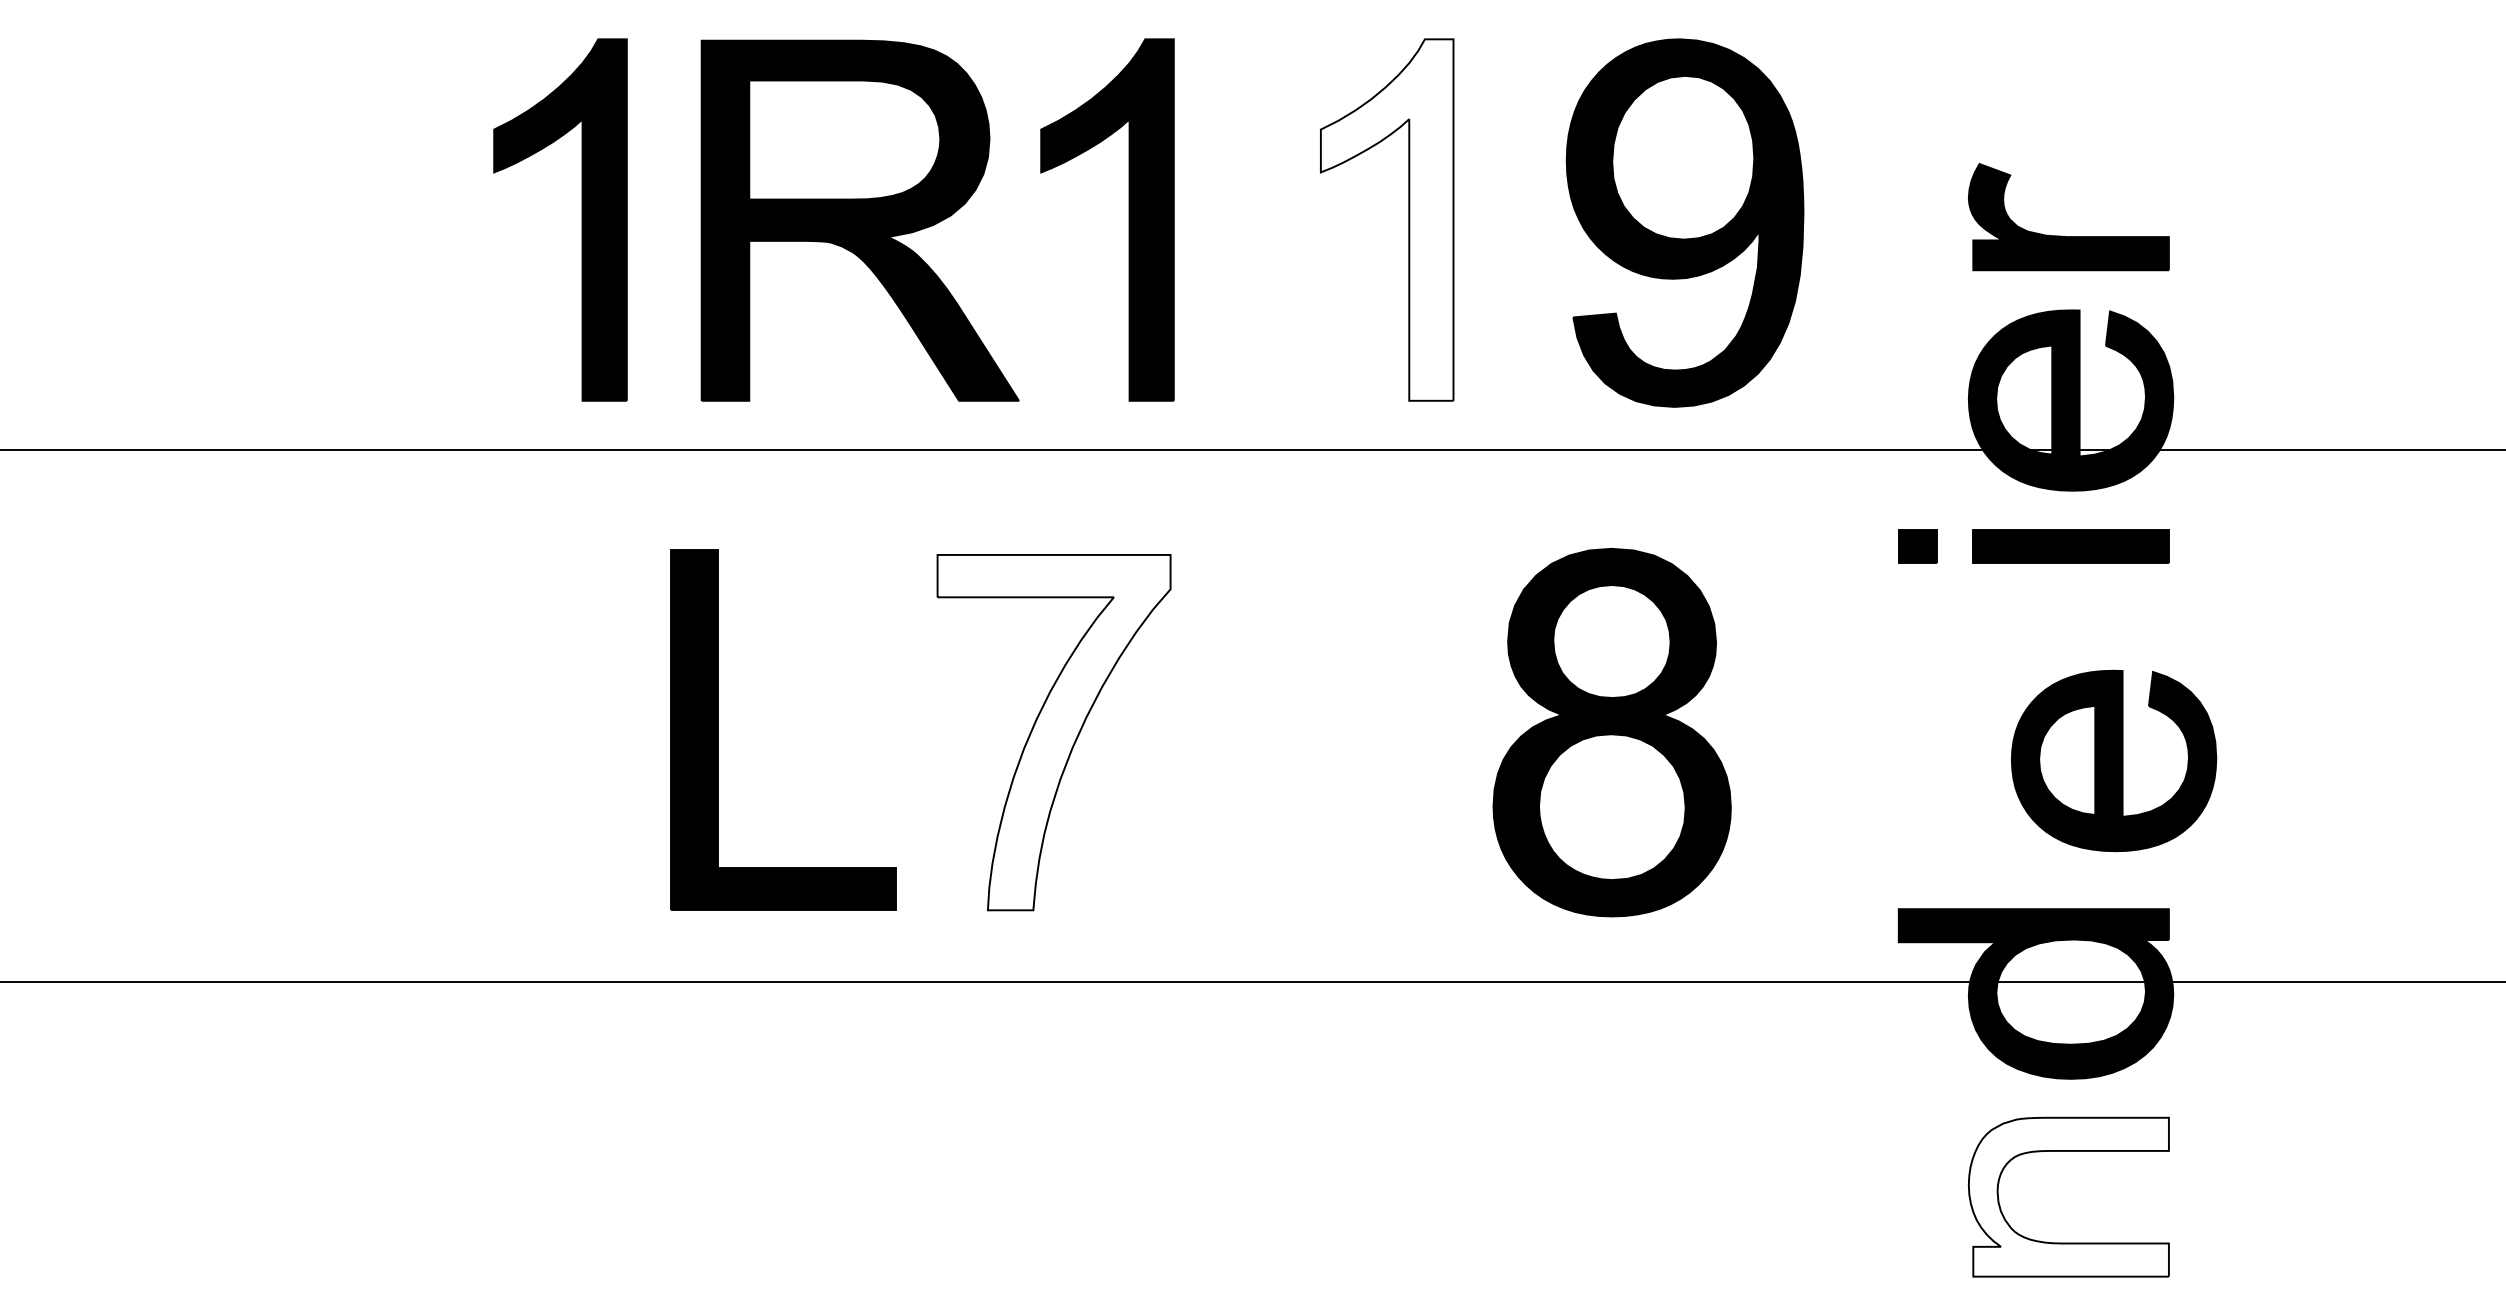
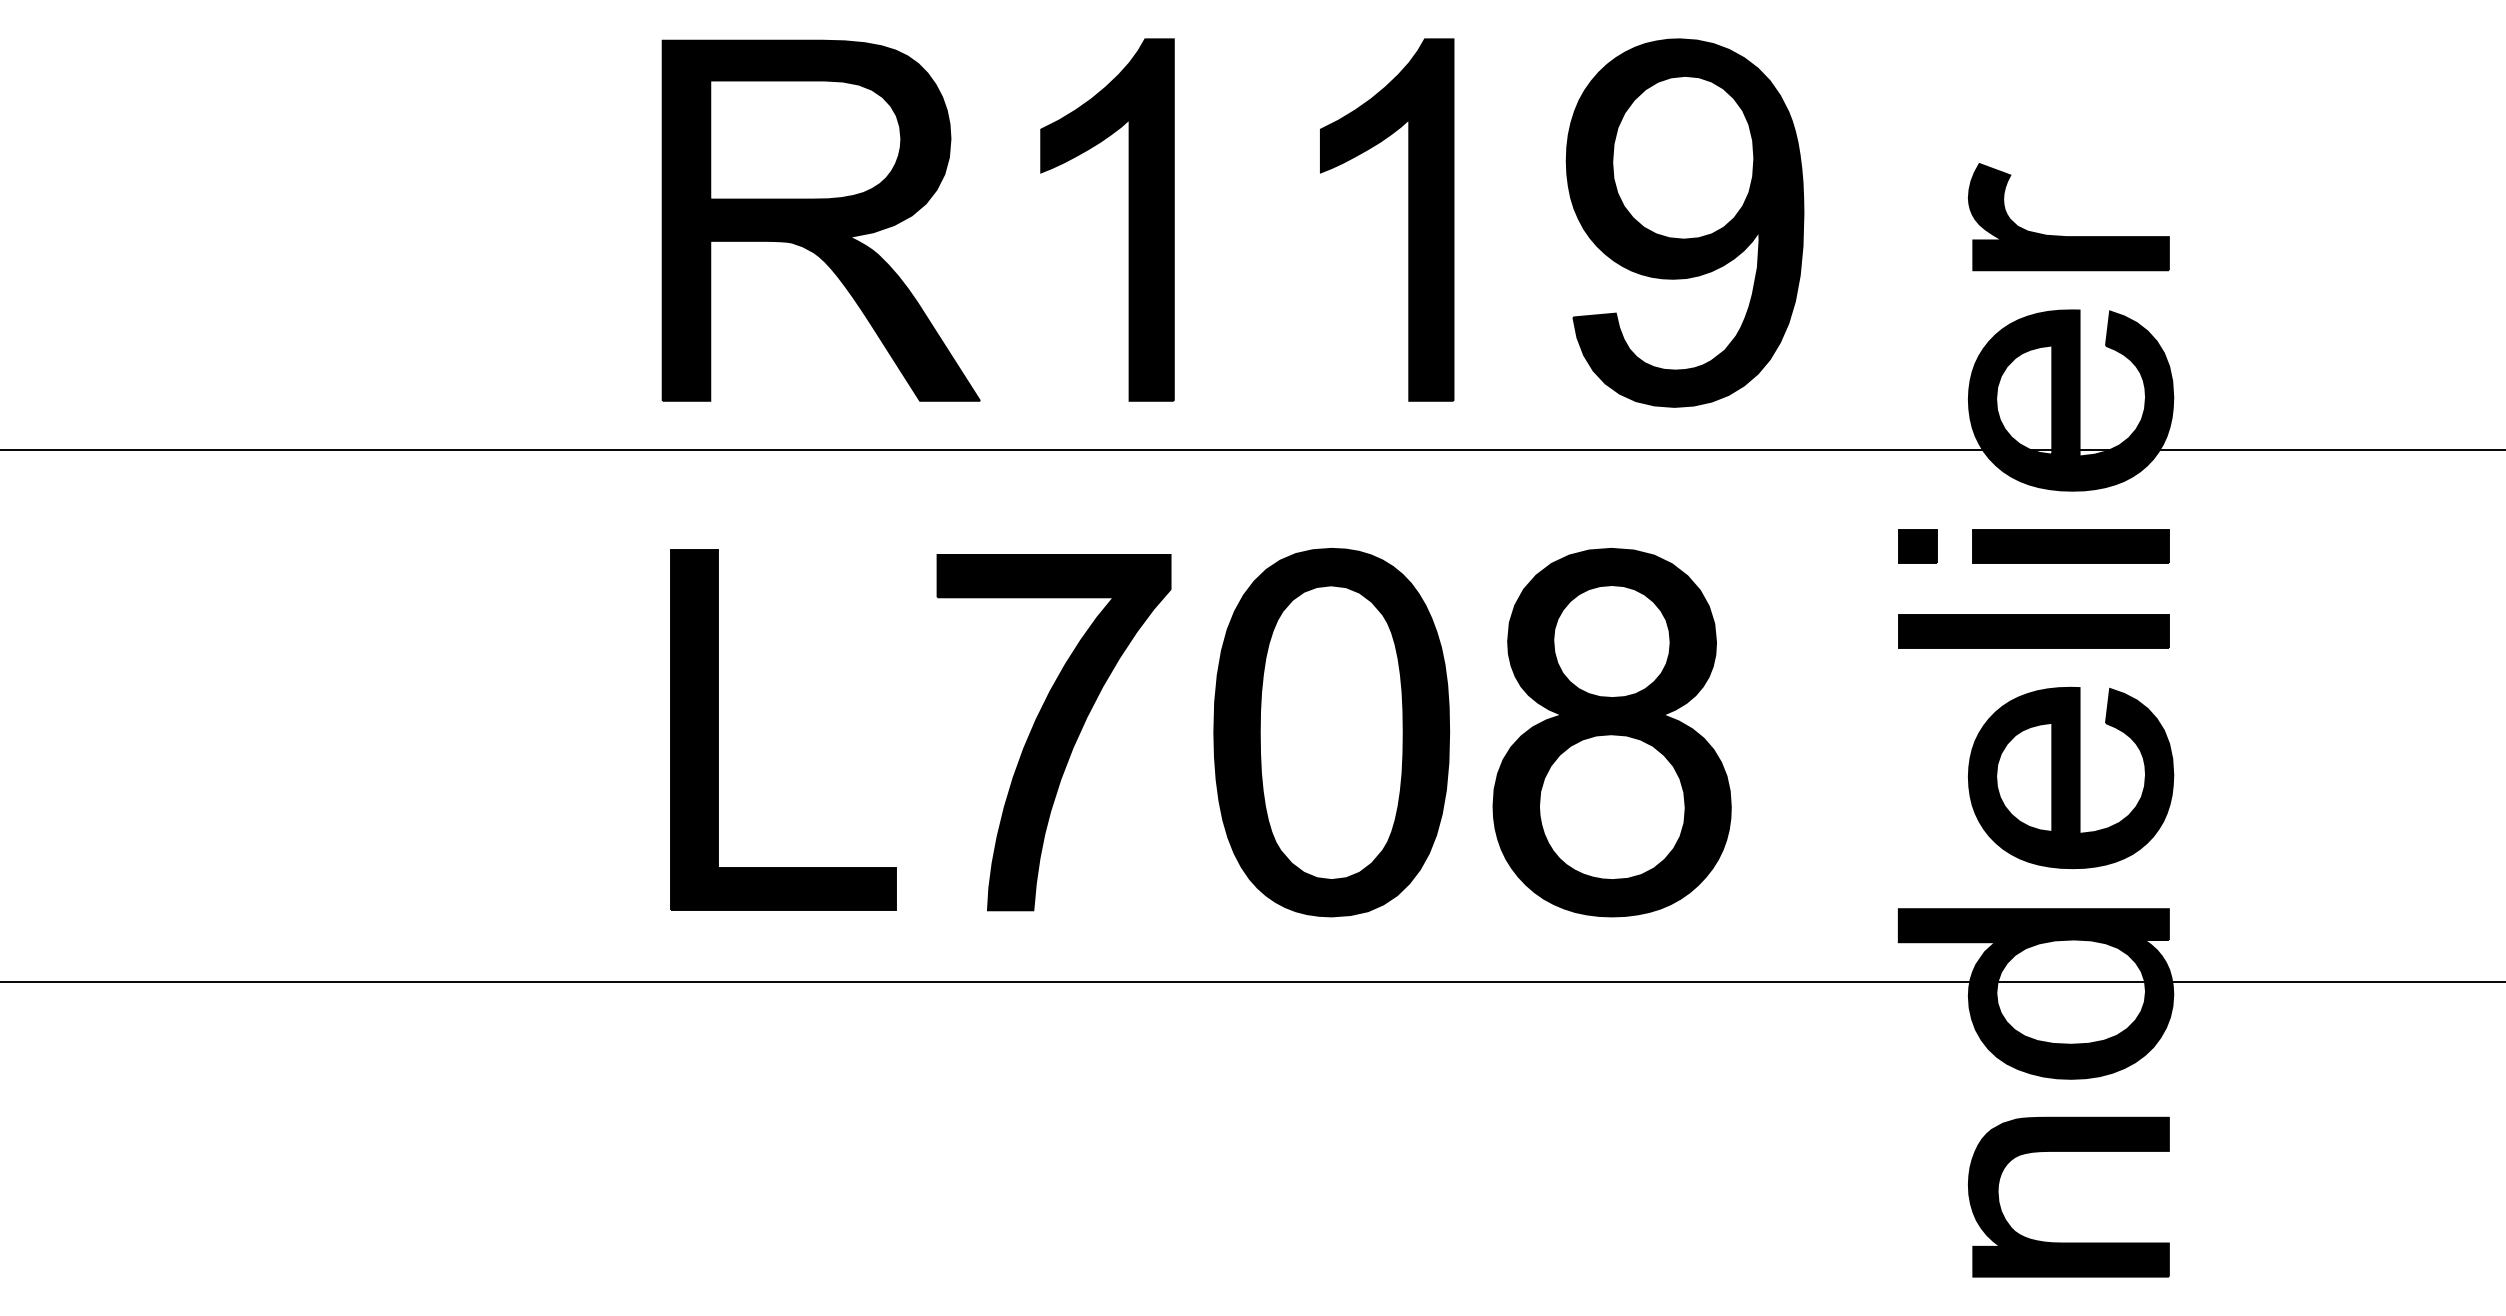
part: present -> none (581, 219)
fill: none -> present (1386, 219)
part position: (859, 220) -> (820, 220) (820, 220)
part: none -> present (2033, 631)
fill: none -> present (1053, 732)
part: none -> present (1331, 732)
part position: (2113, 760) -> (2070, 777) (2070, 777)
fill: none -> present (2068, 1196)
